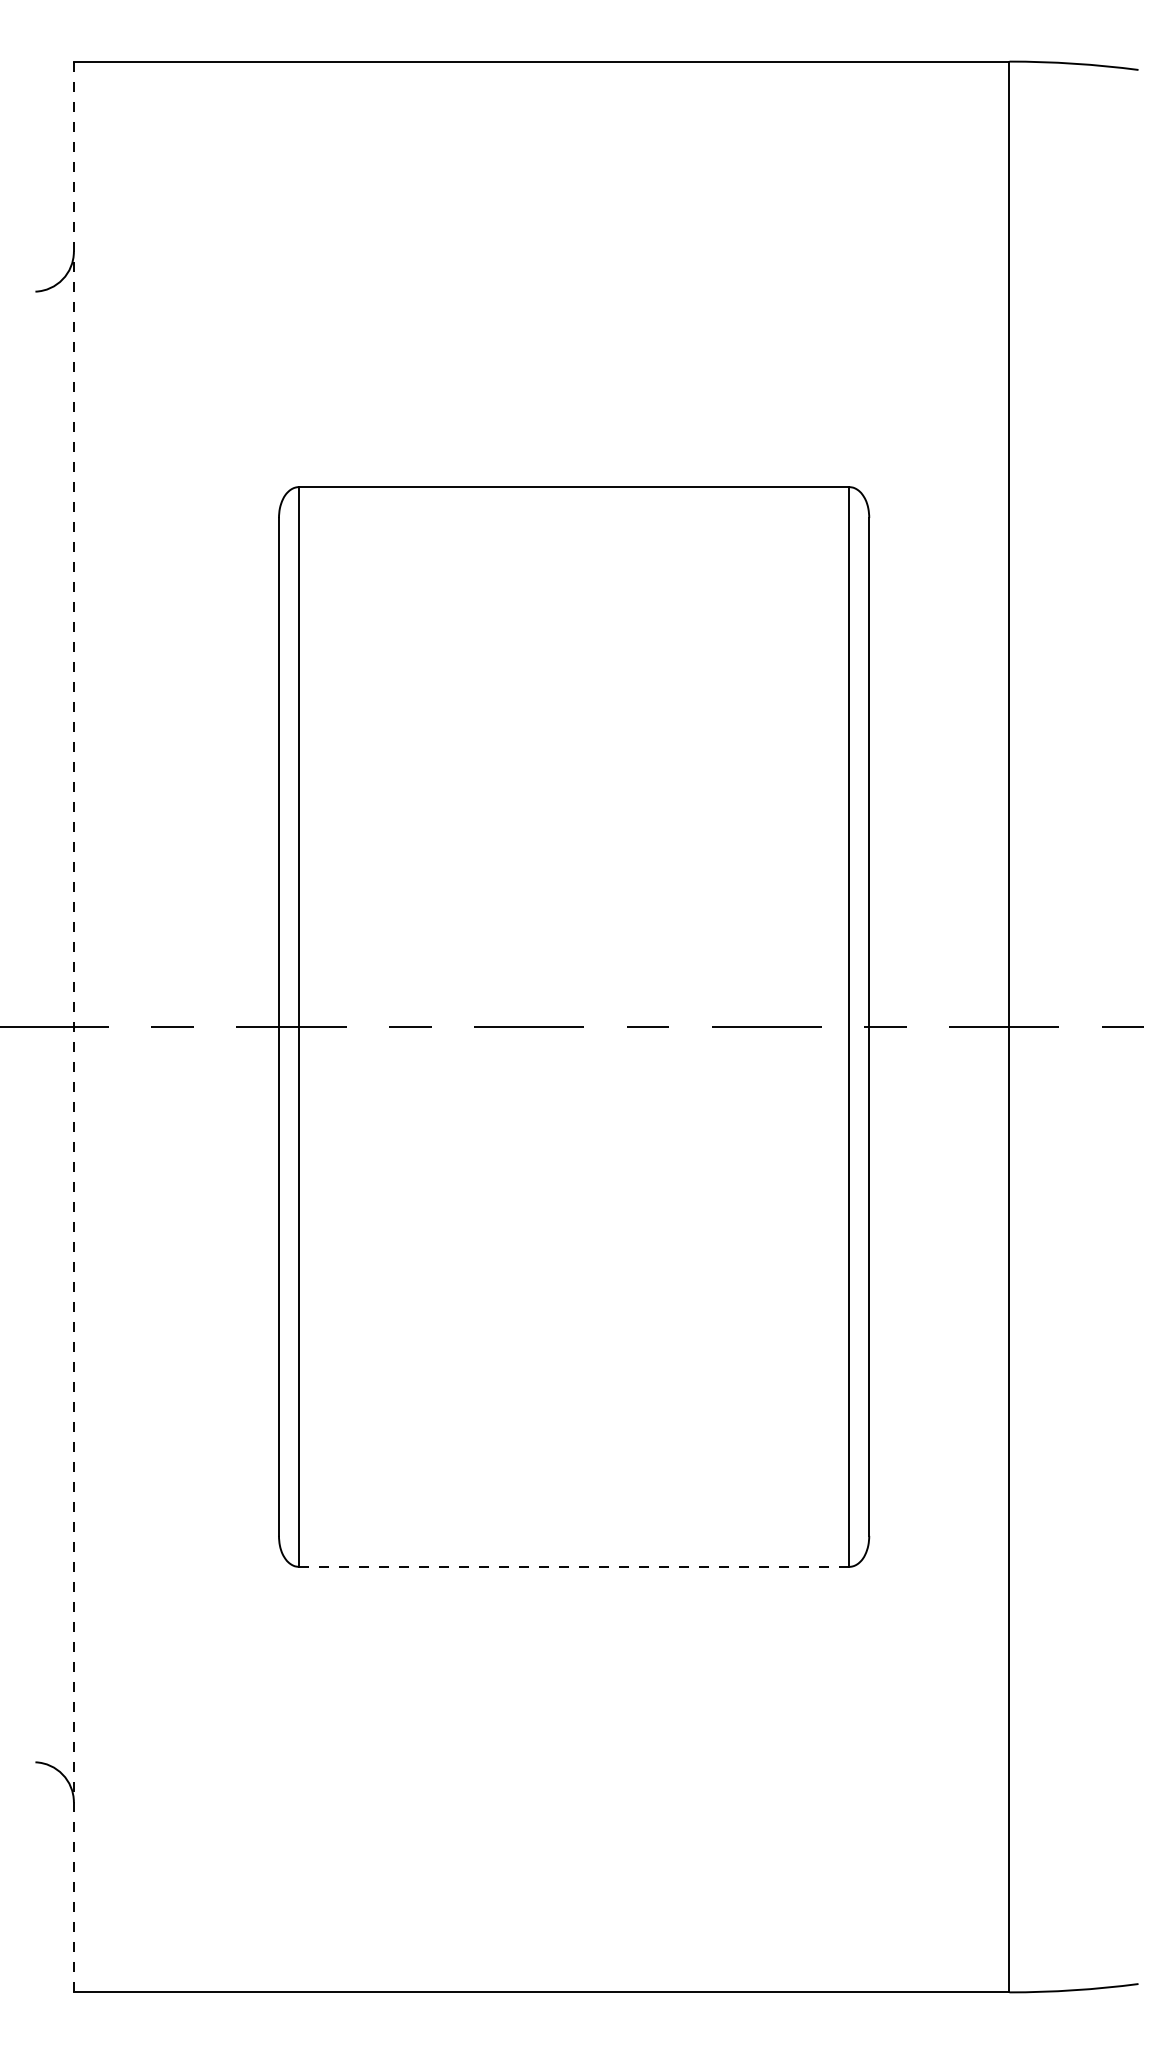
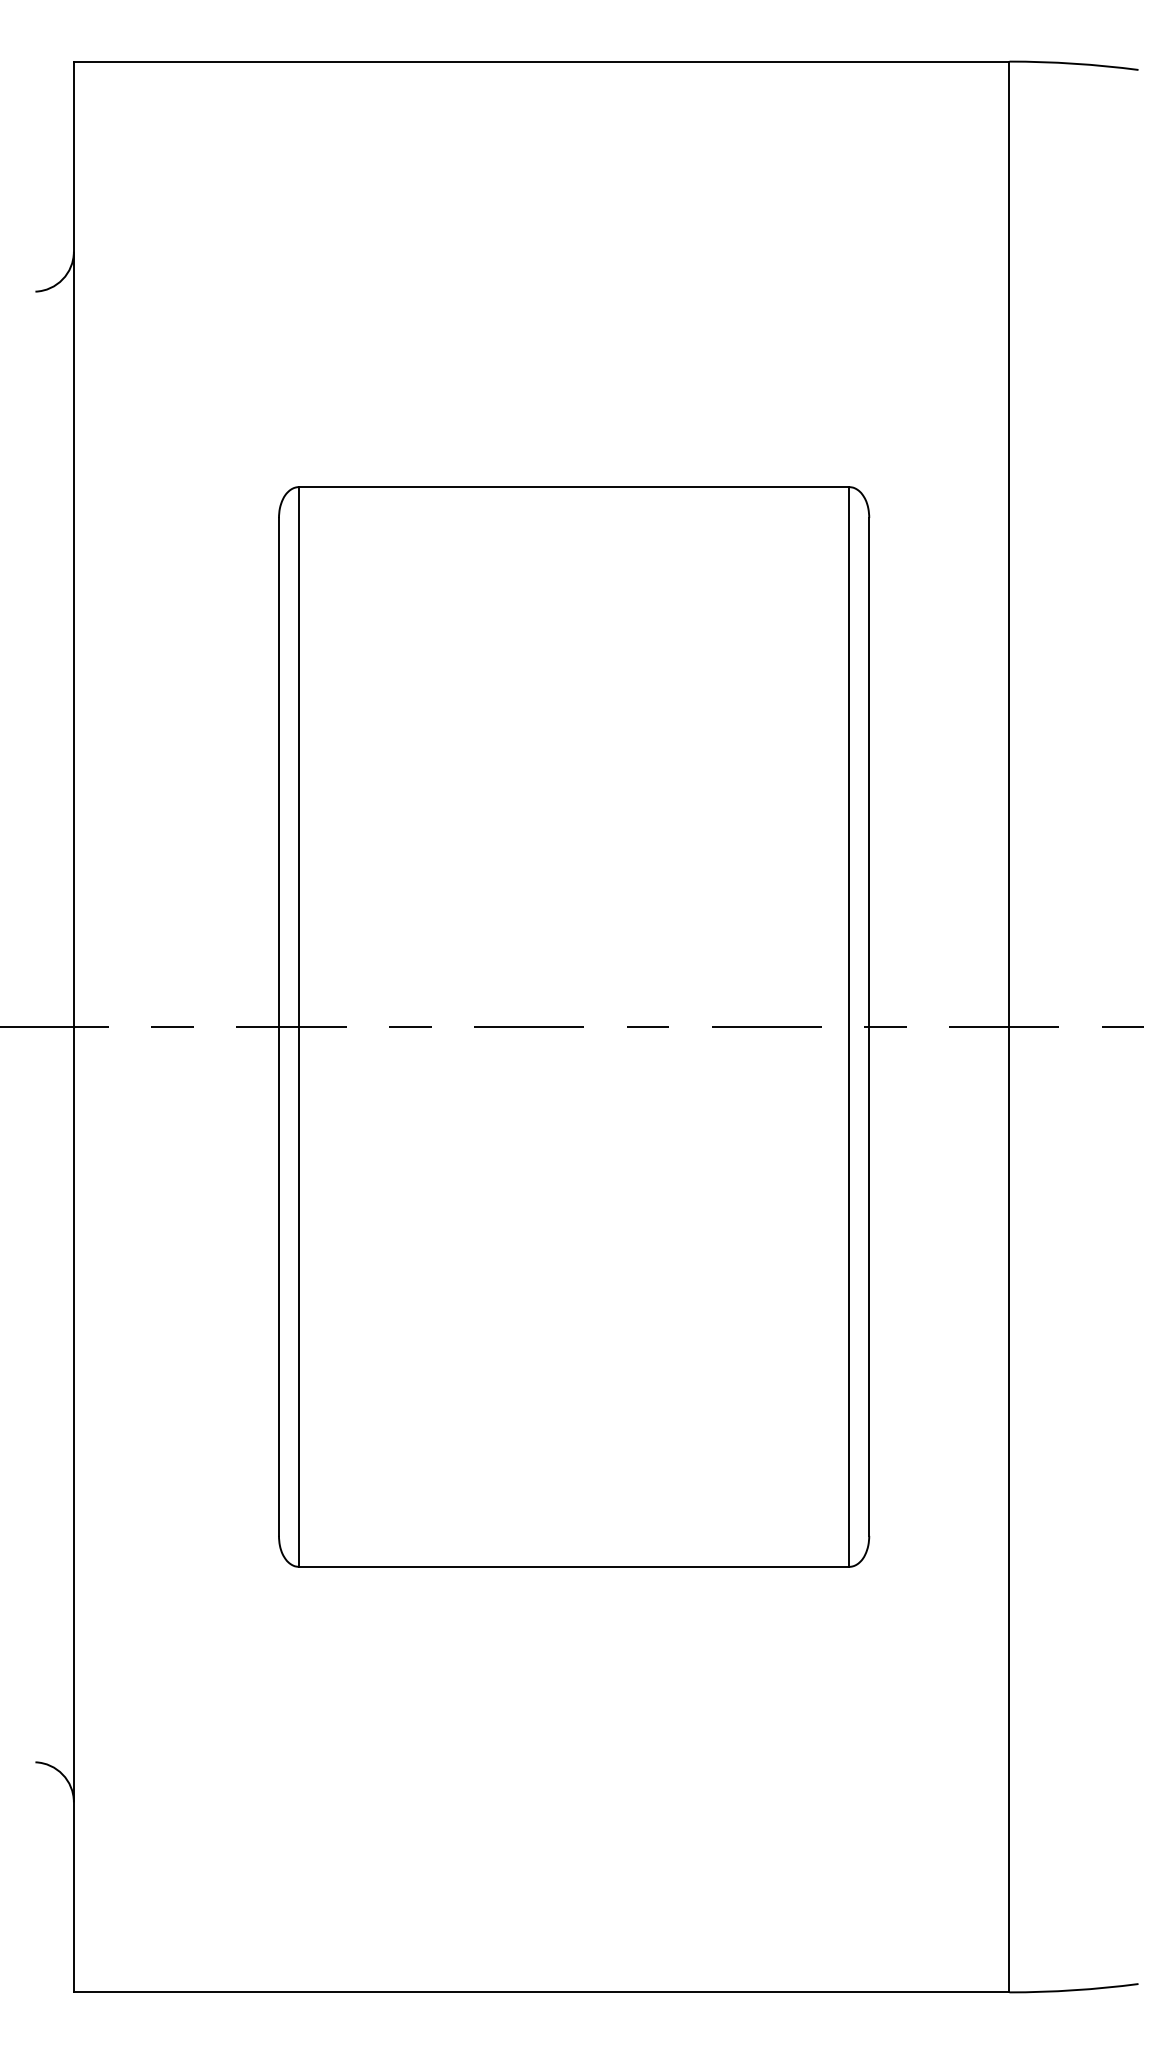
line: dashed -> solid (73, 1026)
line: dashed -> solid (574, 1566)
